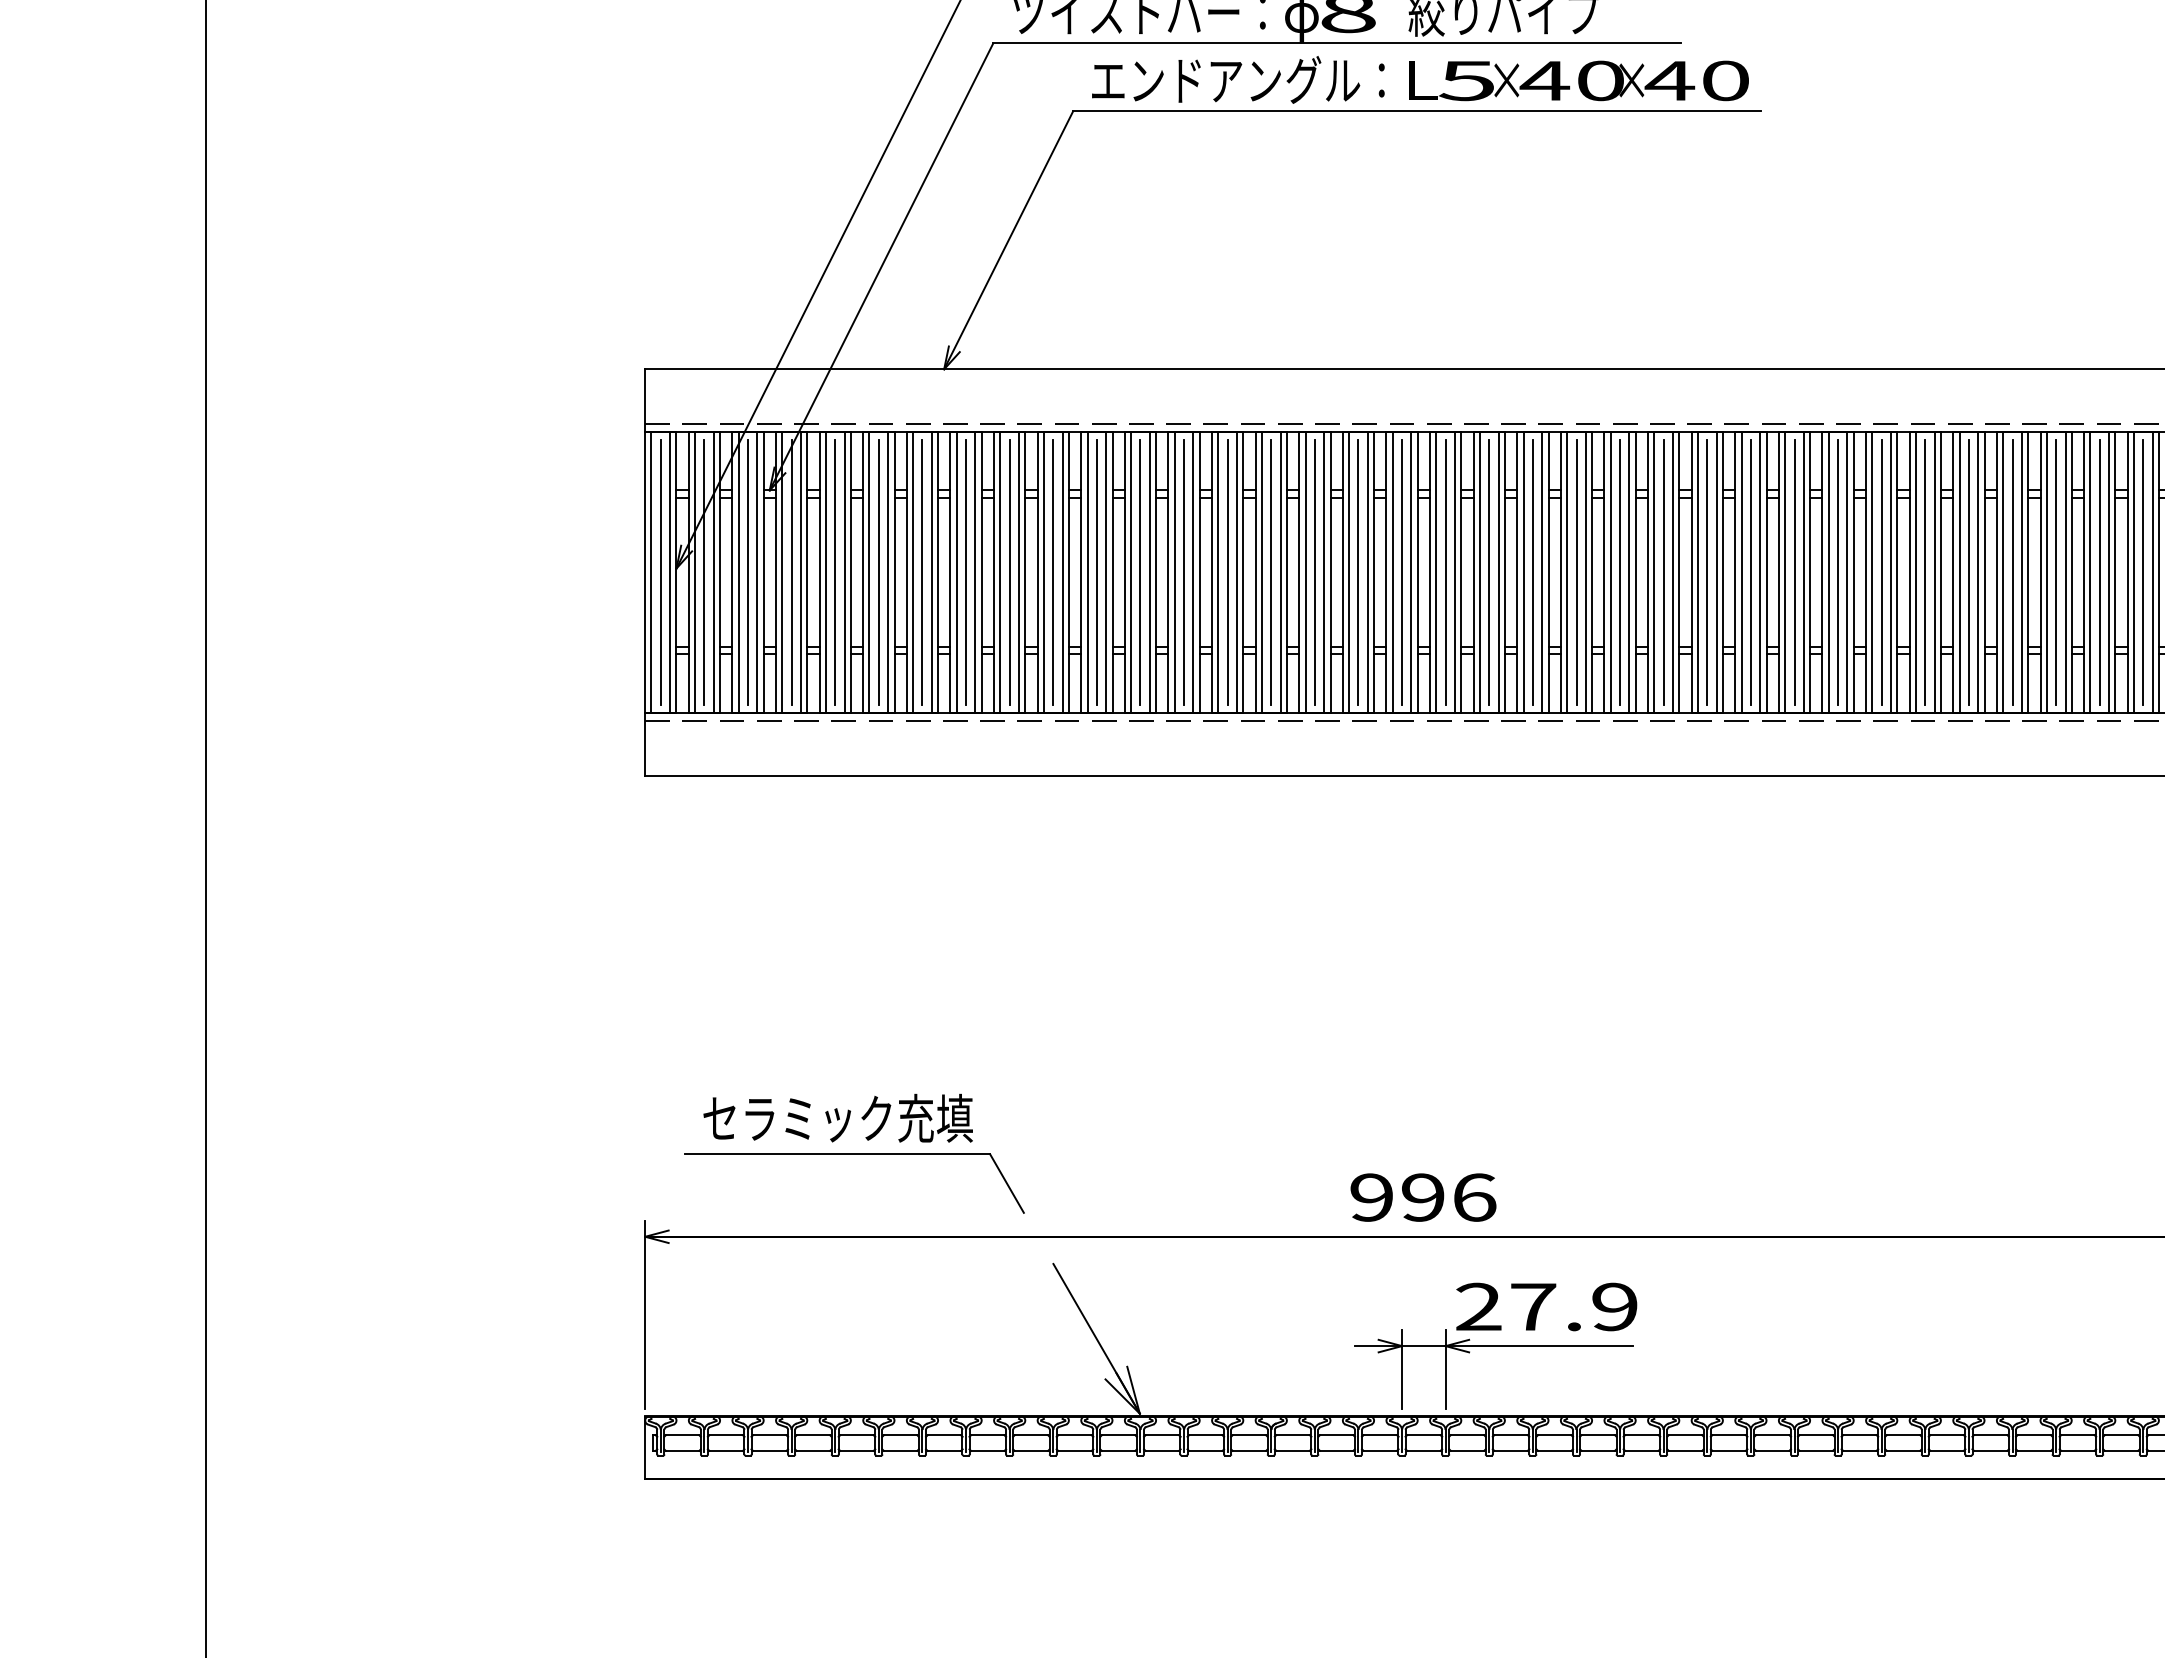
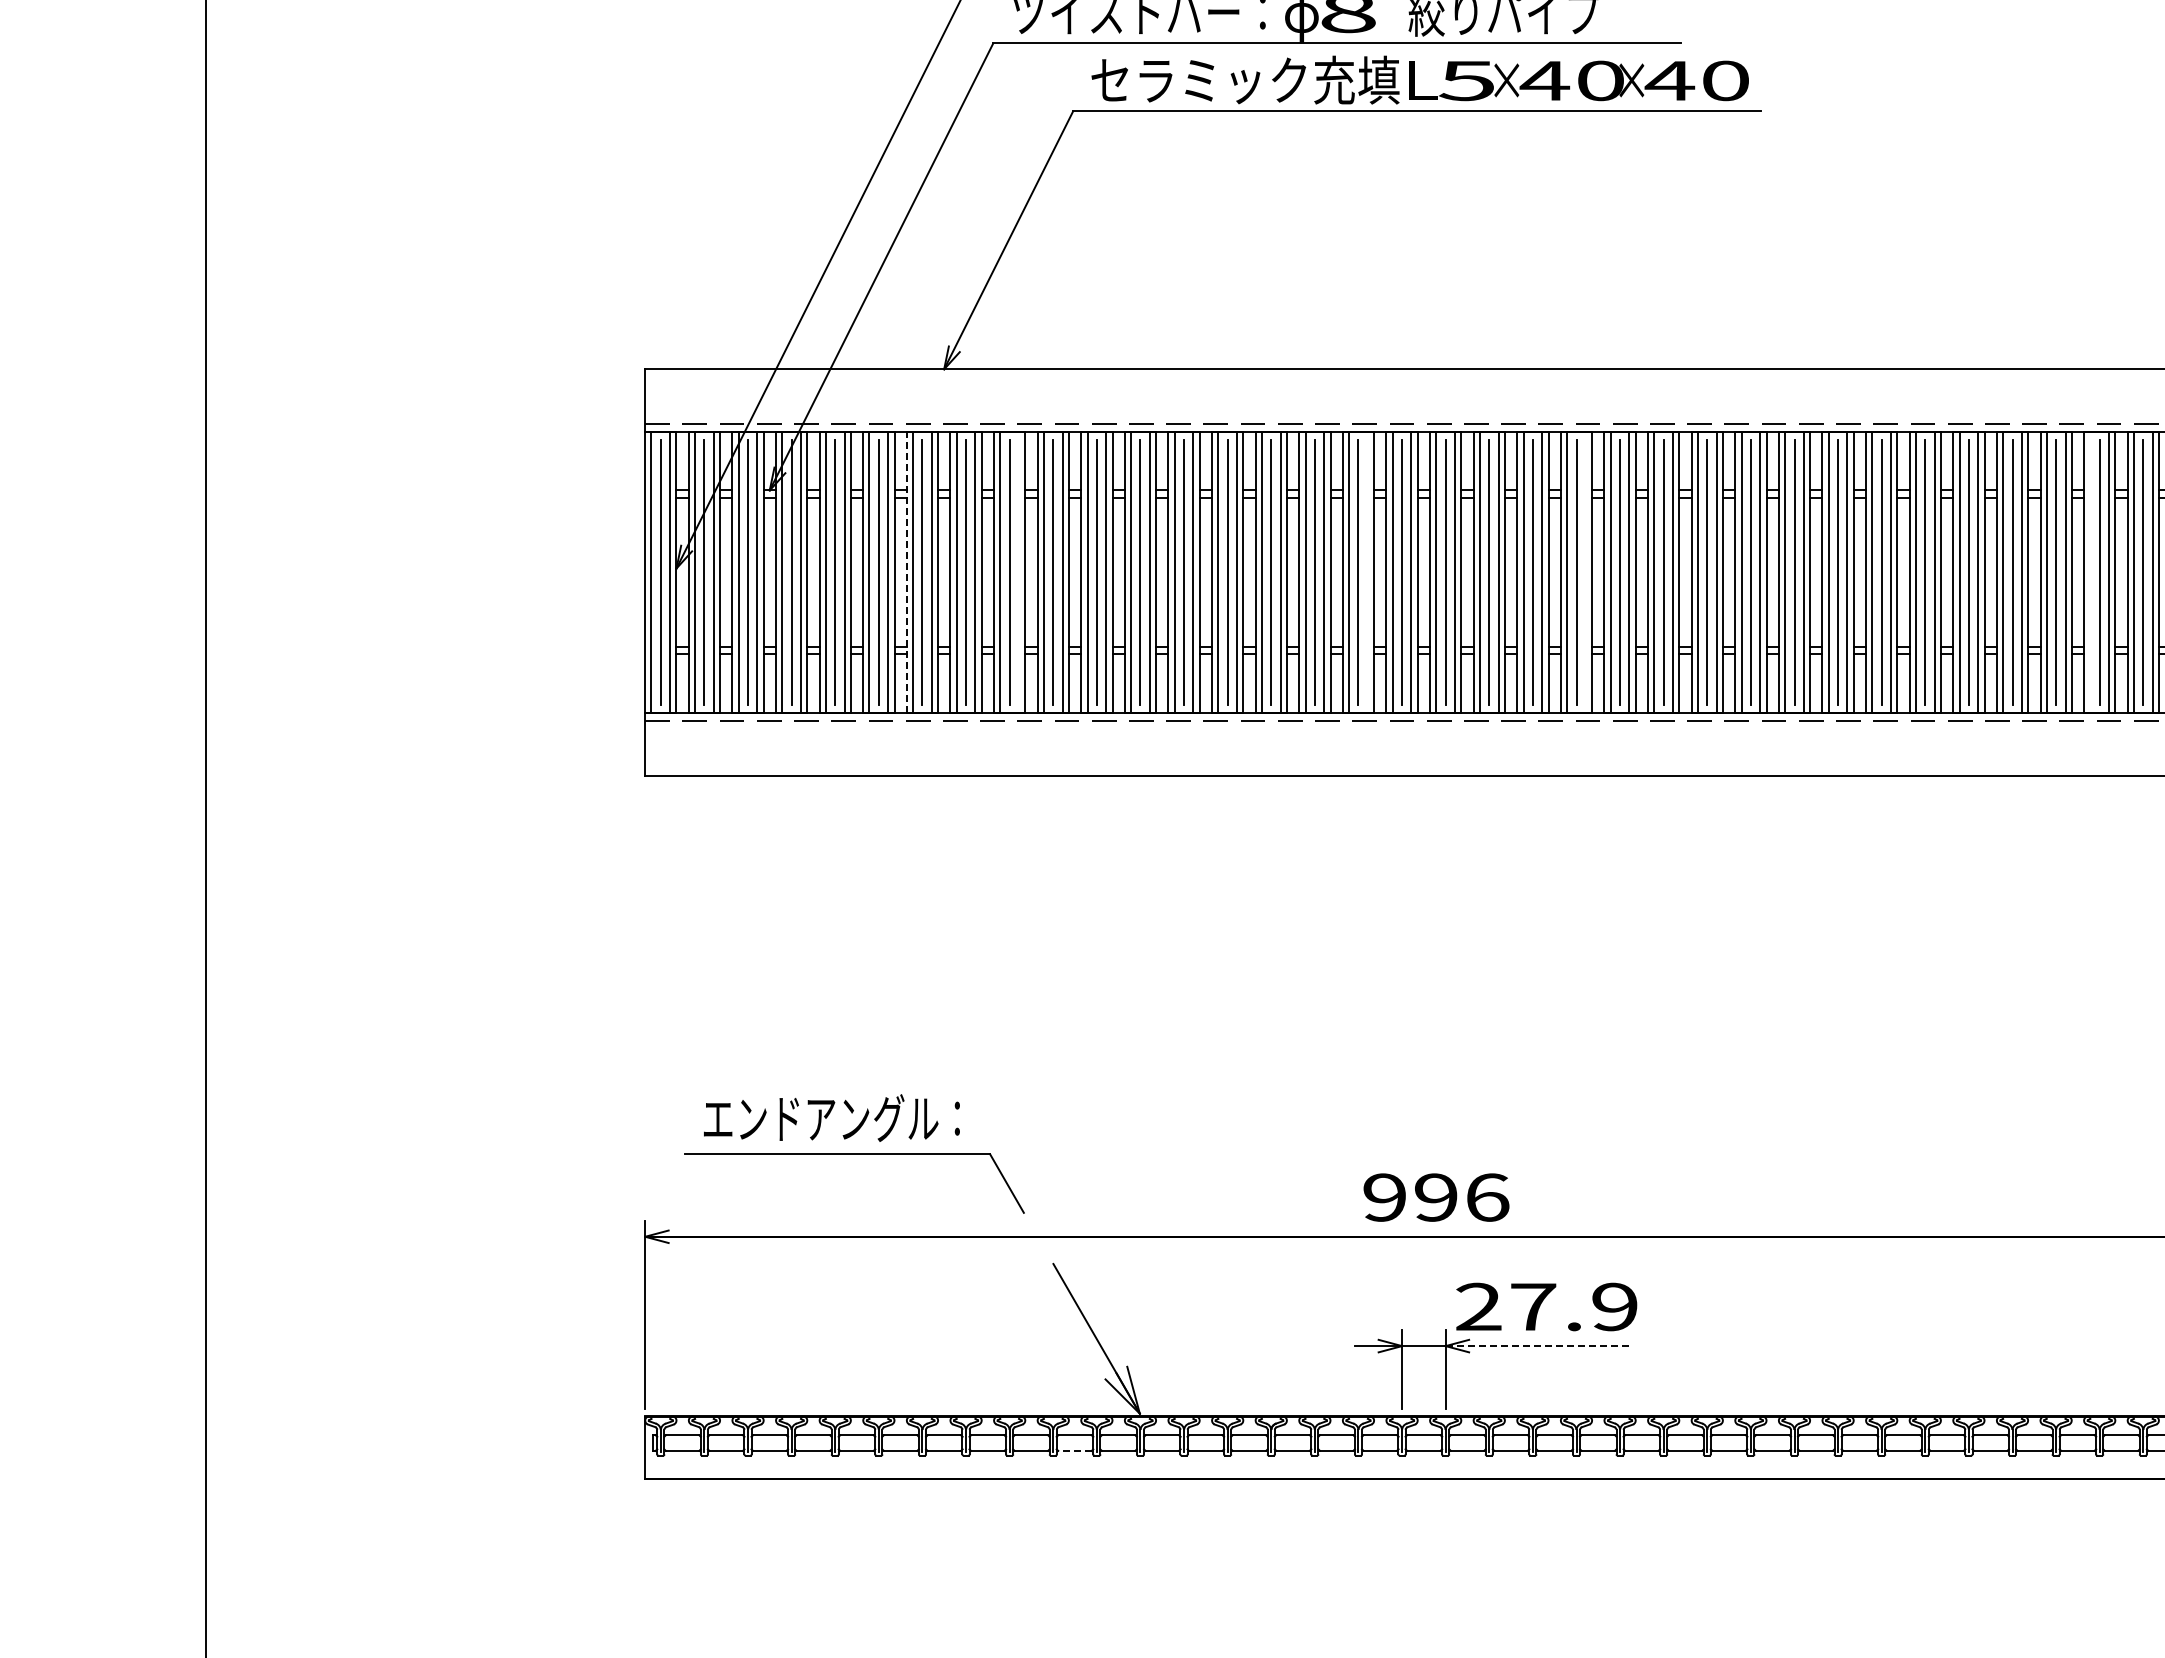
text: エンドアングル： -> セラミック充填 (1245, 79)
line: solid -> dashed (906, 572)
line: present -> none (1019, 572)
line: present -> none (1367, 572)
line: present -> none (1585, 572)
line: present -> none (2090, 572)
text: セラミック充填 -> エンドアングル： (837, 1117)
text position: (1423, 1197) -> (1436, 1197) (1436, 1197)
line: solid -> dashed (1539, 1346)
line: solid -> dashed (1075, 1450)
